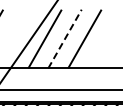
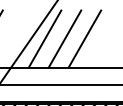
line: dashed -> solid (64, 39)
line position: (60, 90) -> (60, 85) (60, 85)
